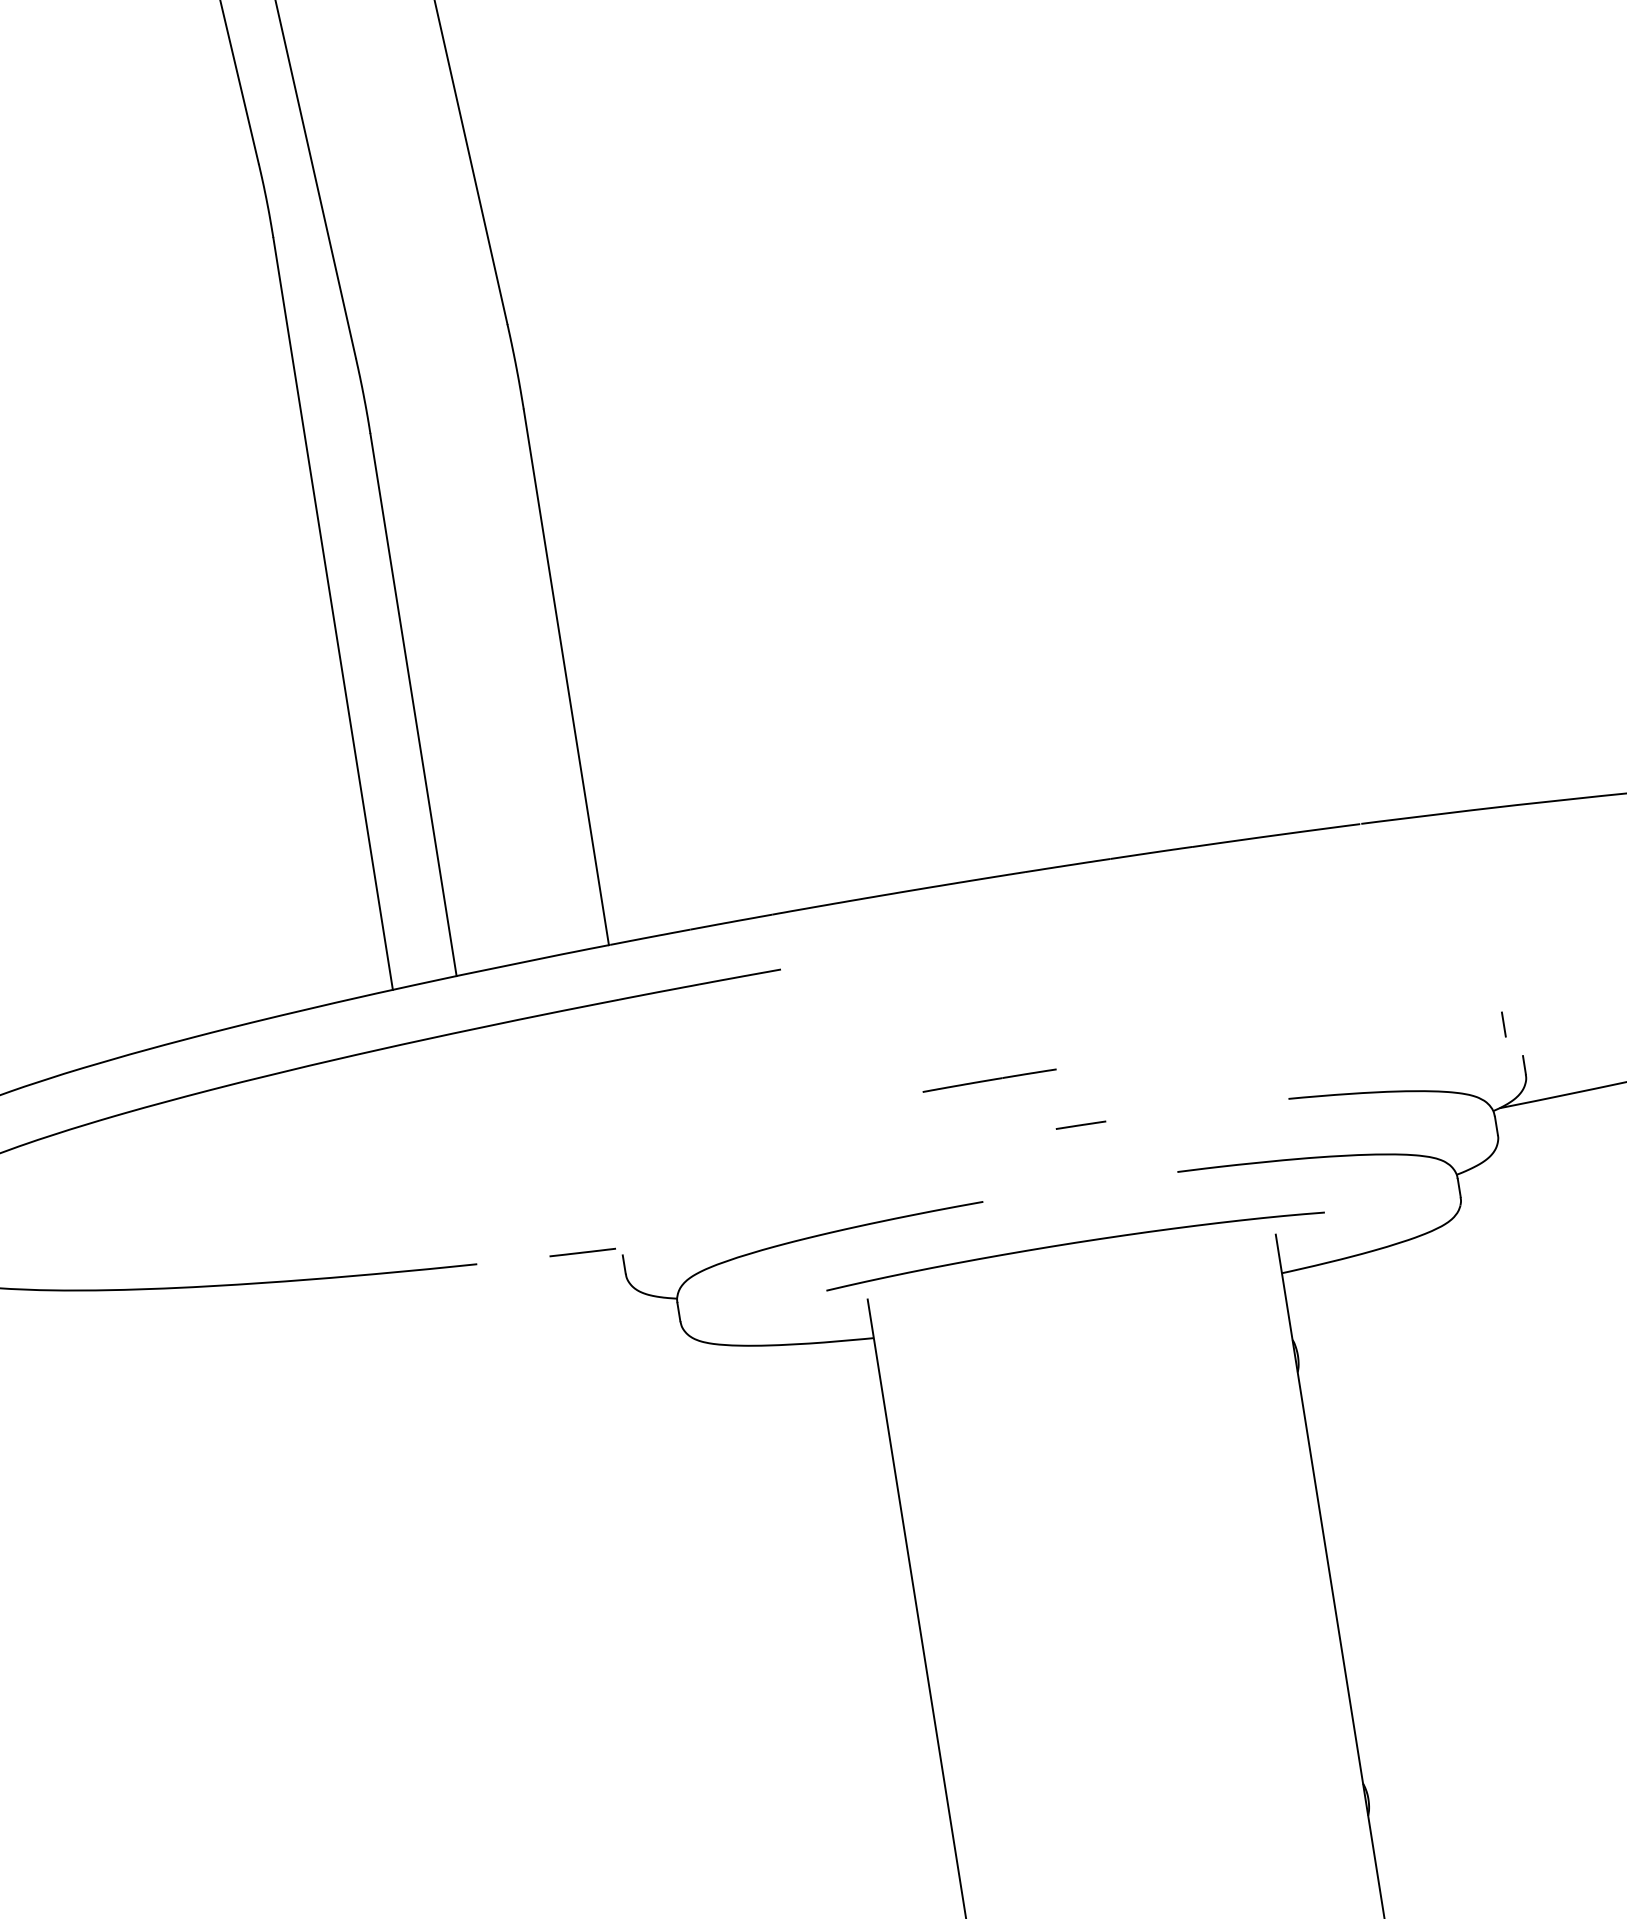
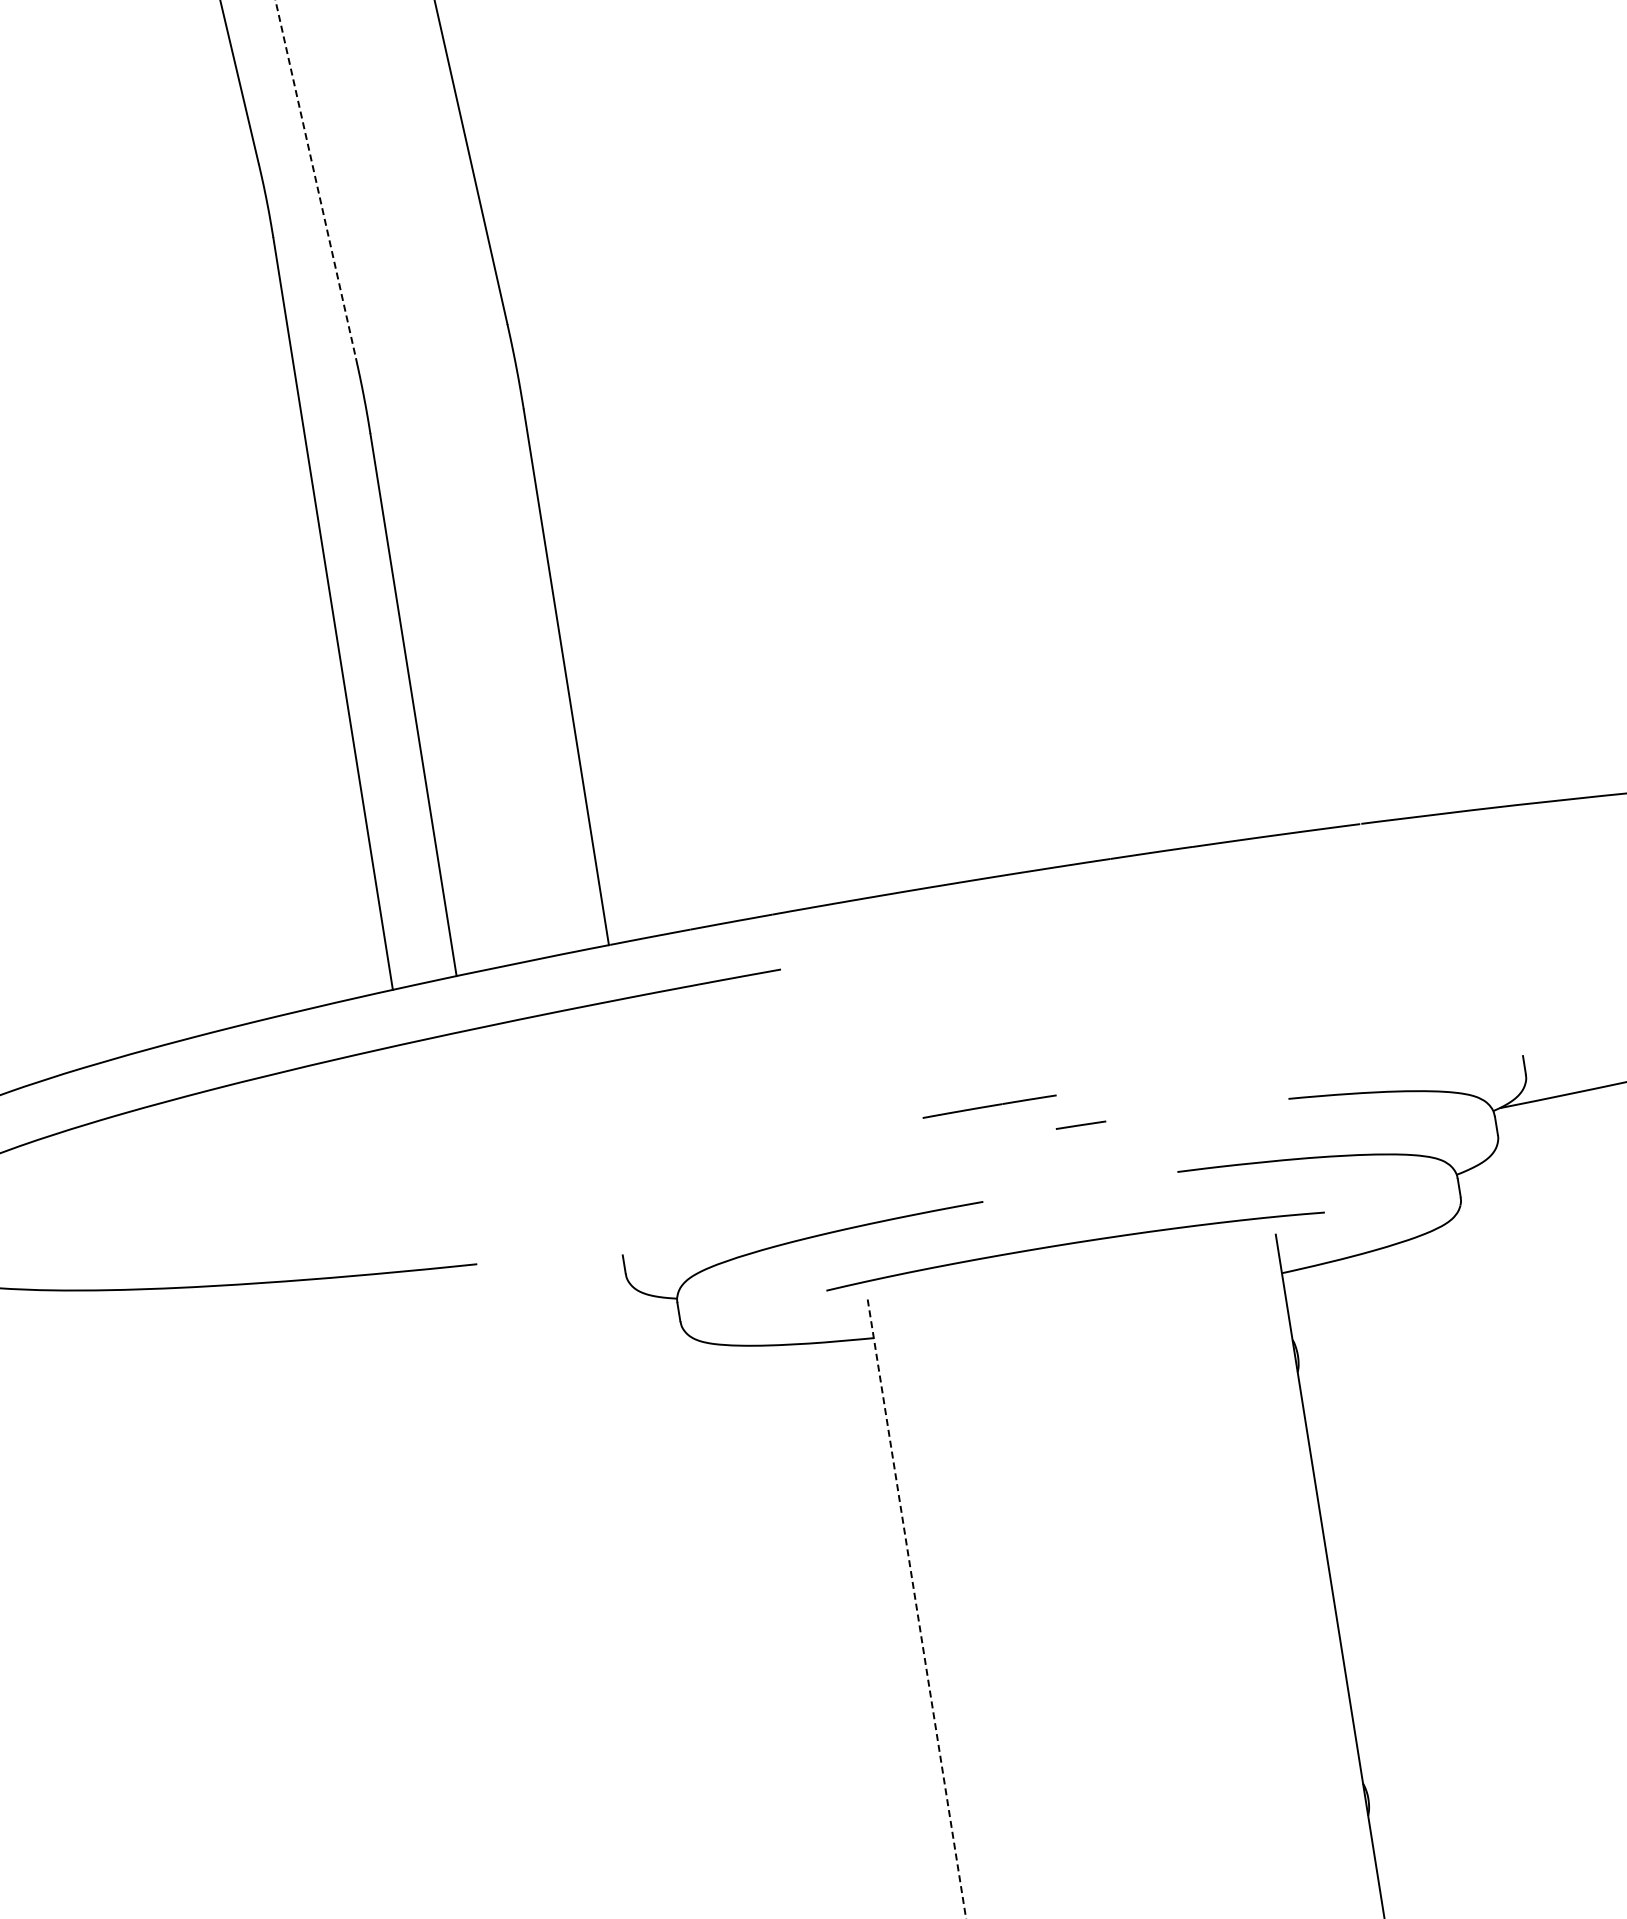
line: solid -> dashed (315, 179)
line: present -> none (1503, 1024)
line position: (989, 1080) -> (989, 1106) (989, 1106)
line: present -> none (582, 1252)
line: solid -> dashed (916, 1609)
